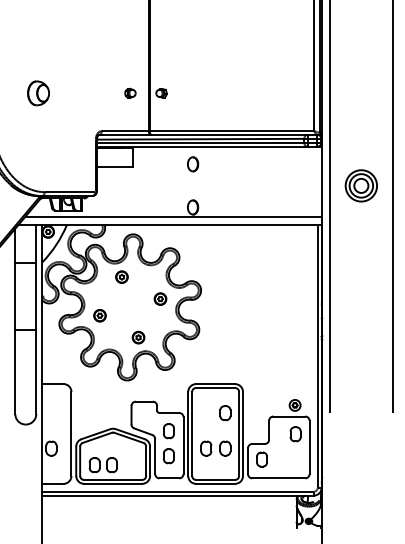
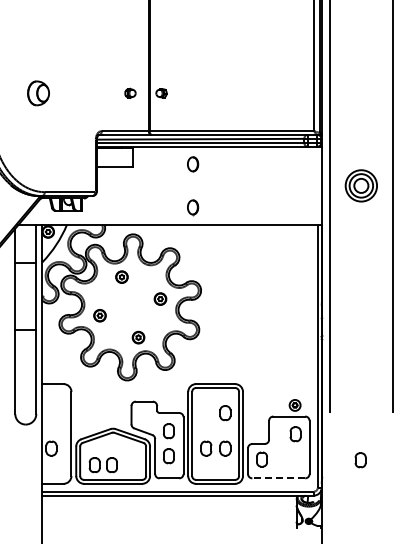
line: present -> none (173, 217)
part: none -> present (360, 460)
line: solid -> dashed (278, 478)
